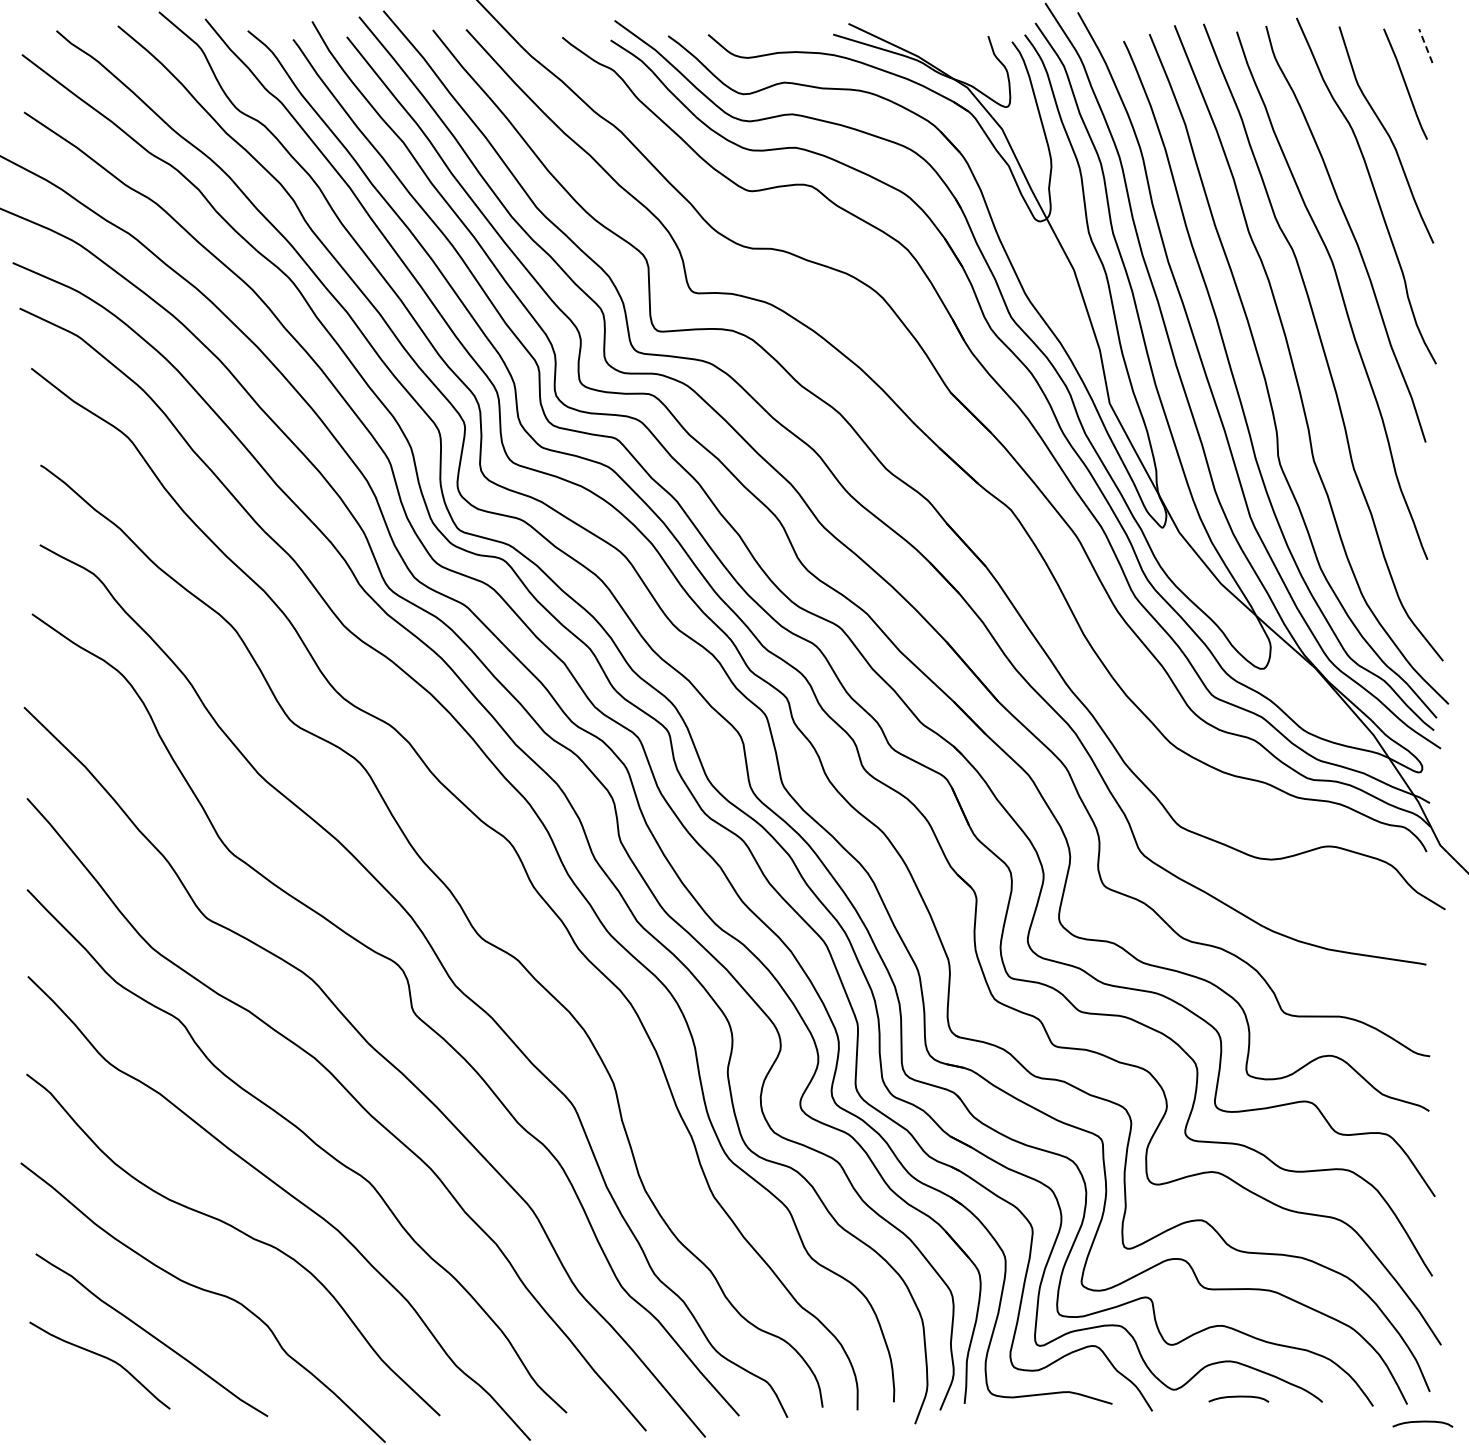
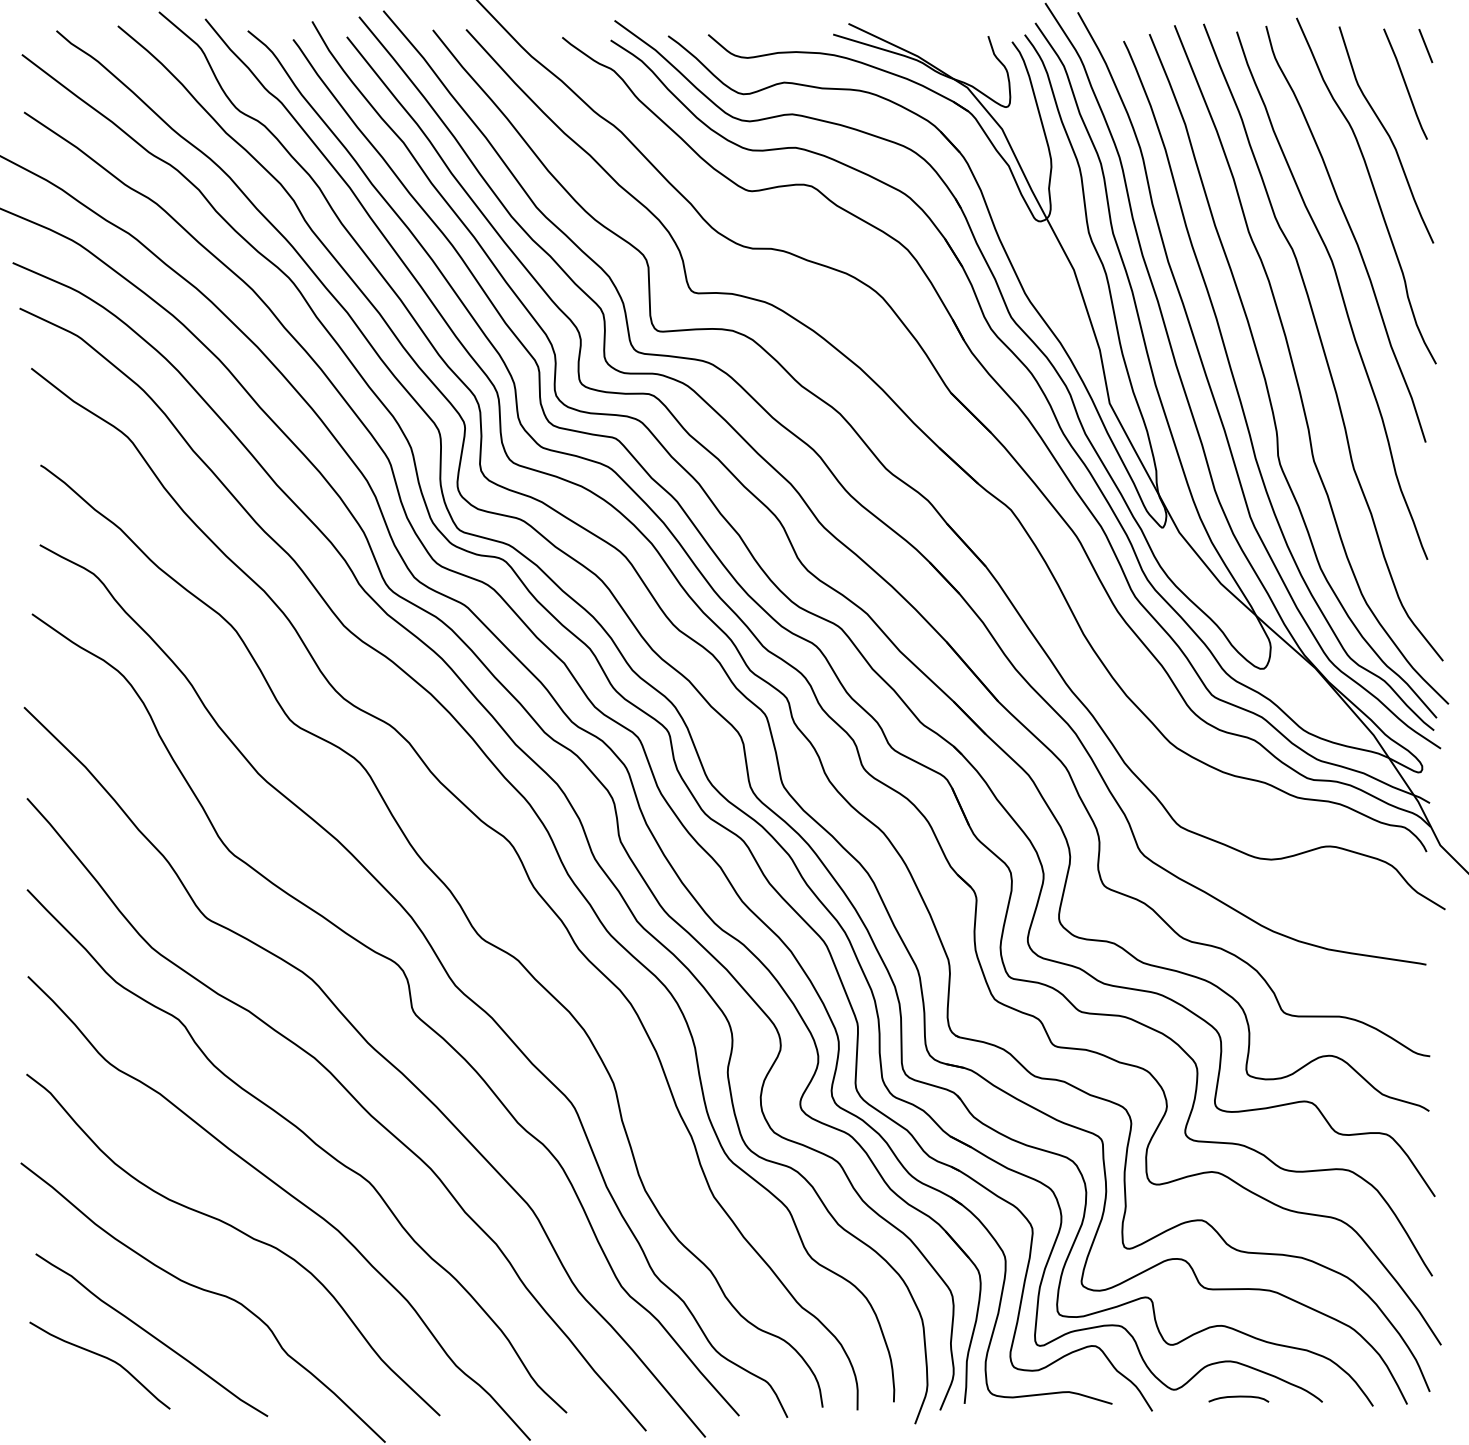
line: dashed -> solid (1425, 45)
curve: present -> none (1422, 1422)
